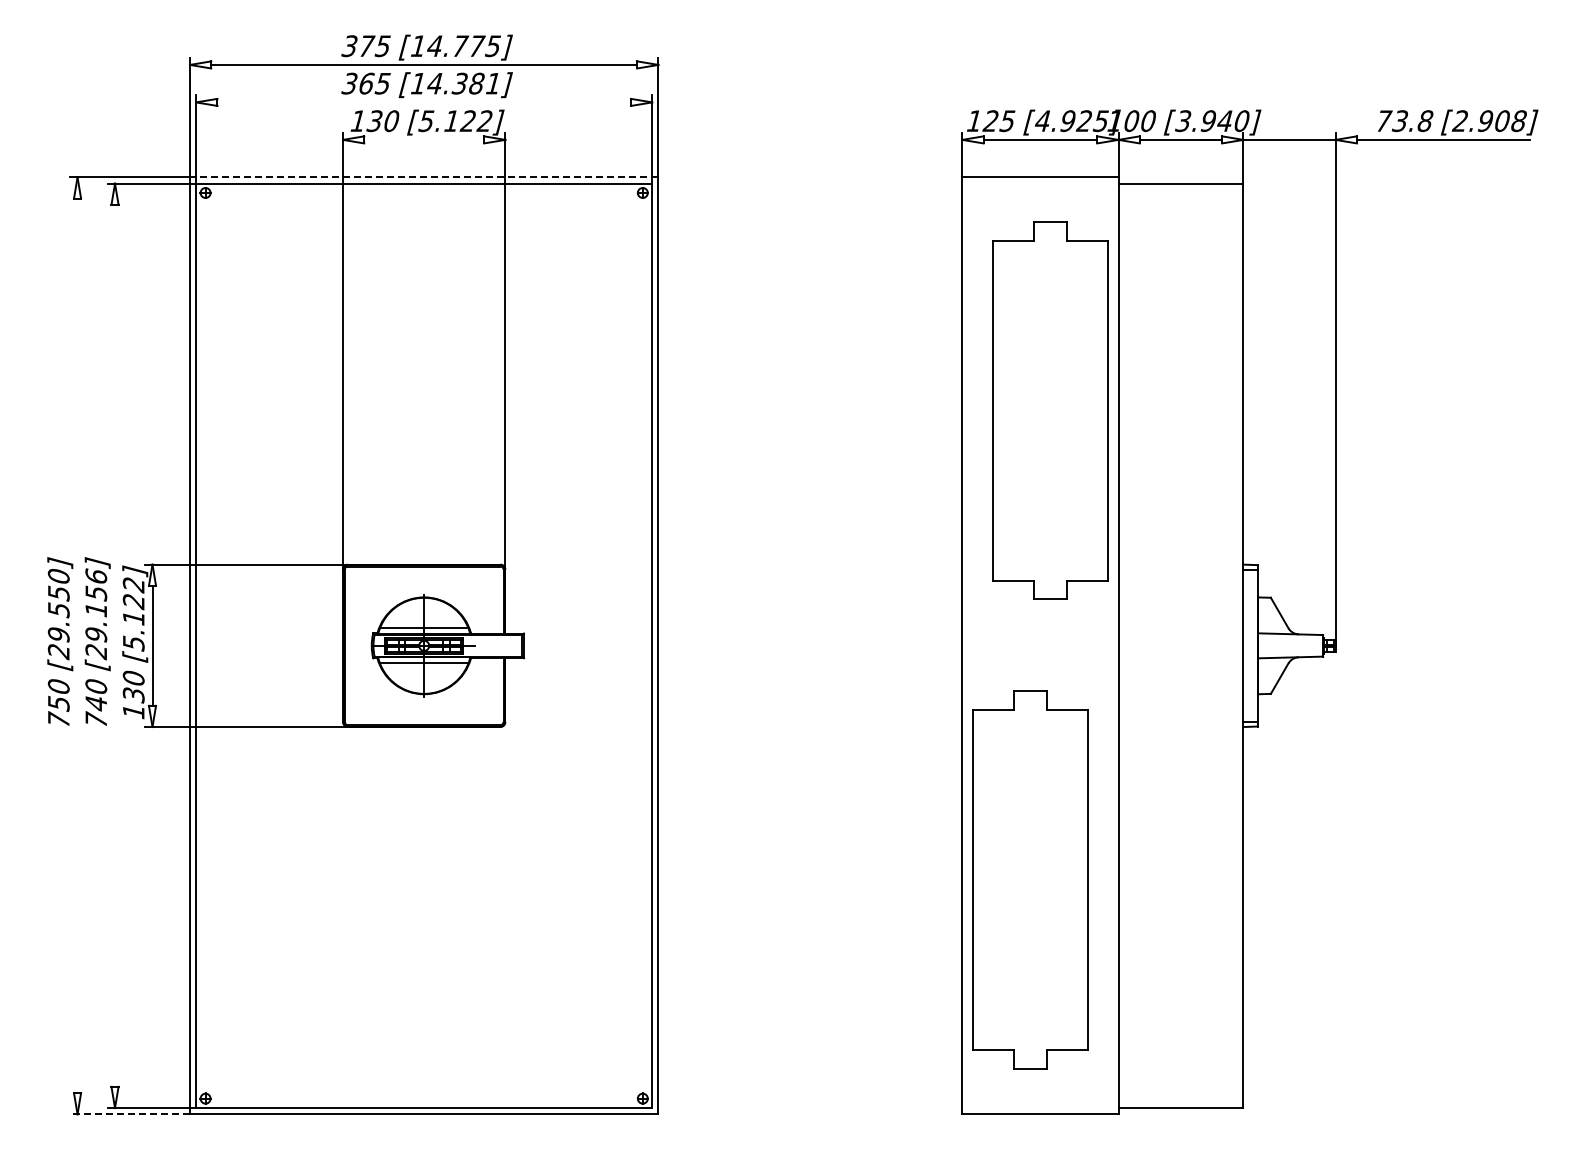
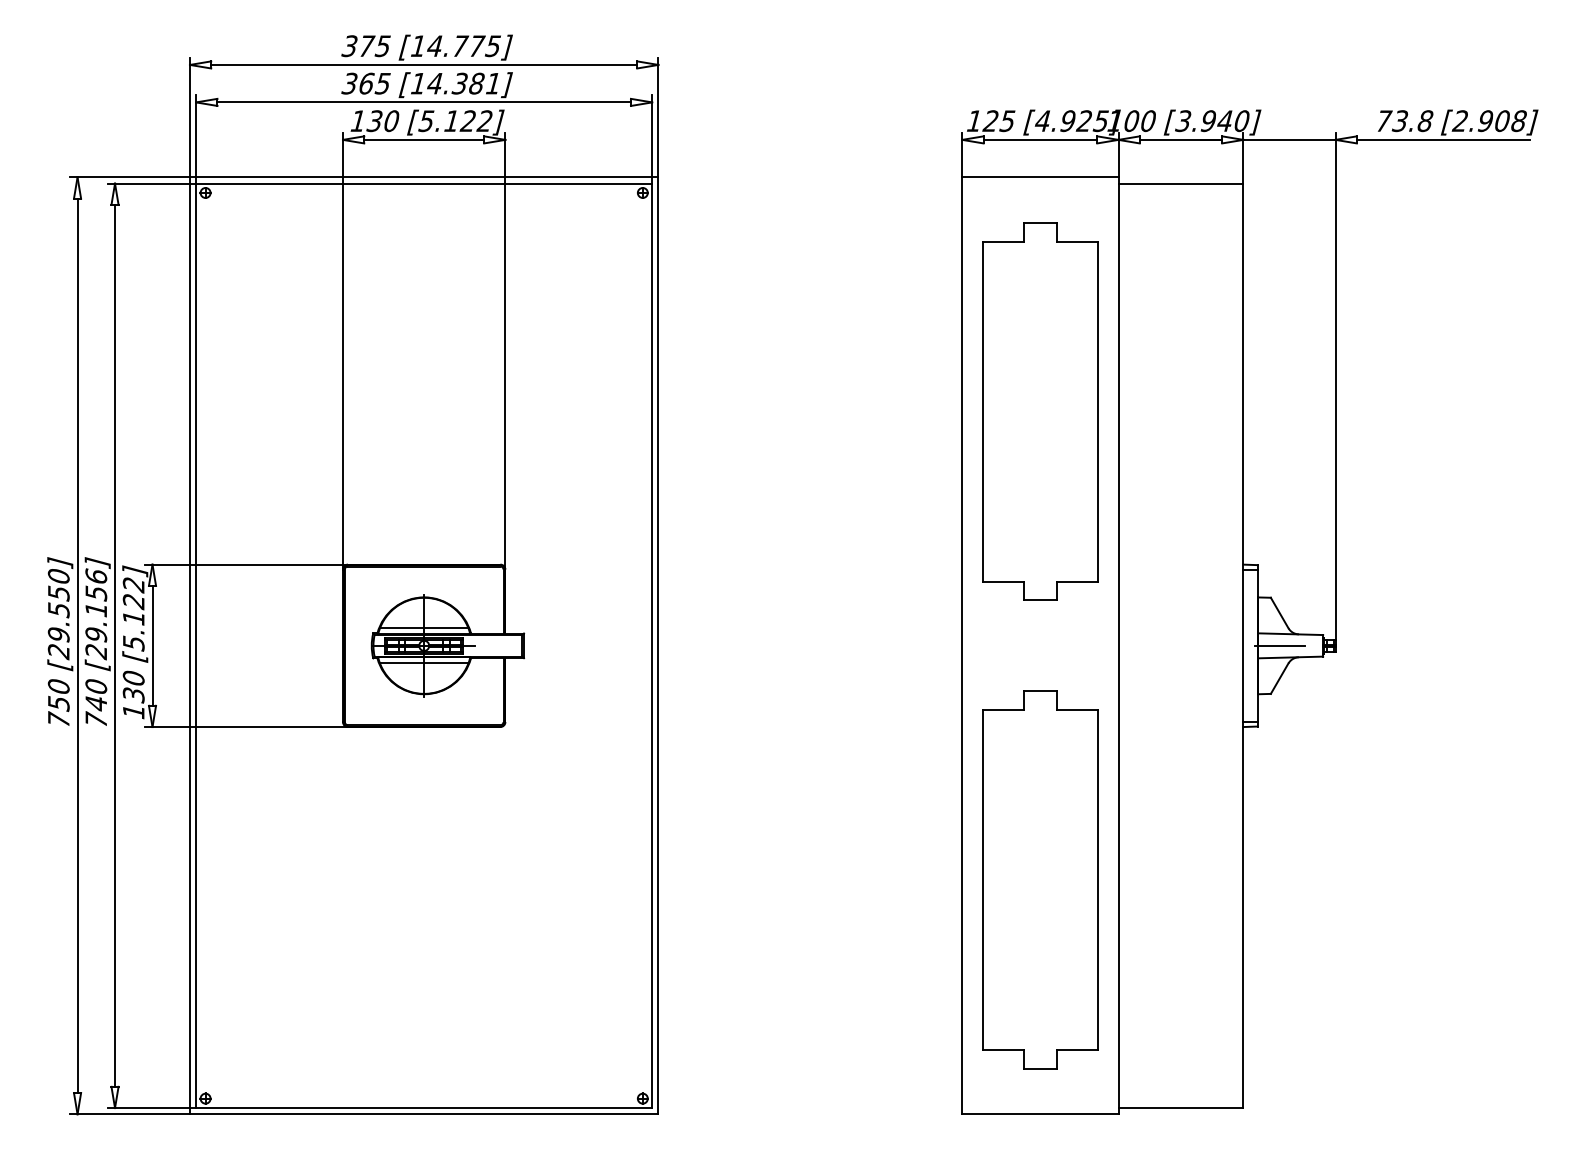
line: none -> present (423, 102)
line: none -> present (424, 139)
line: dashed -> solid (423, 177)
part position: (1050, 410) -> (1040, 411) (1040, 411)
line: none -> present (77, 645)
line: none -> present (115, 645)
line: none -> present (1279, 645)
part position: (1030, 879) -> (1040, 879) (1040, 879)
line: dashed -> solid (130, 1114)
